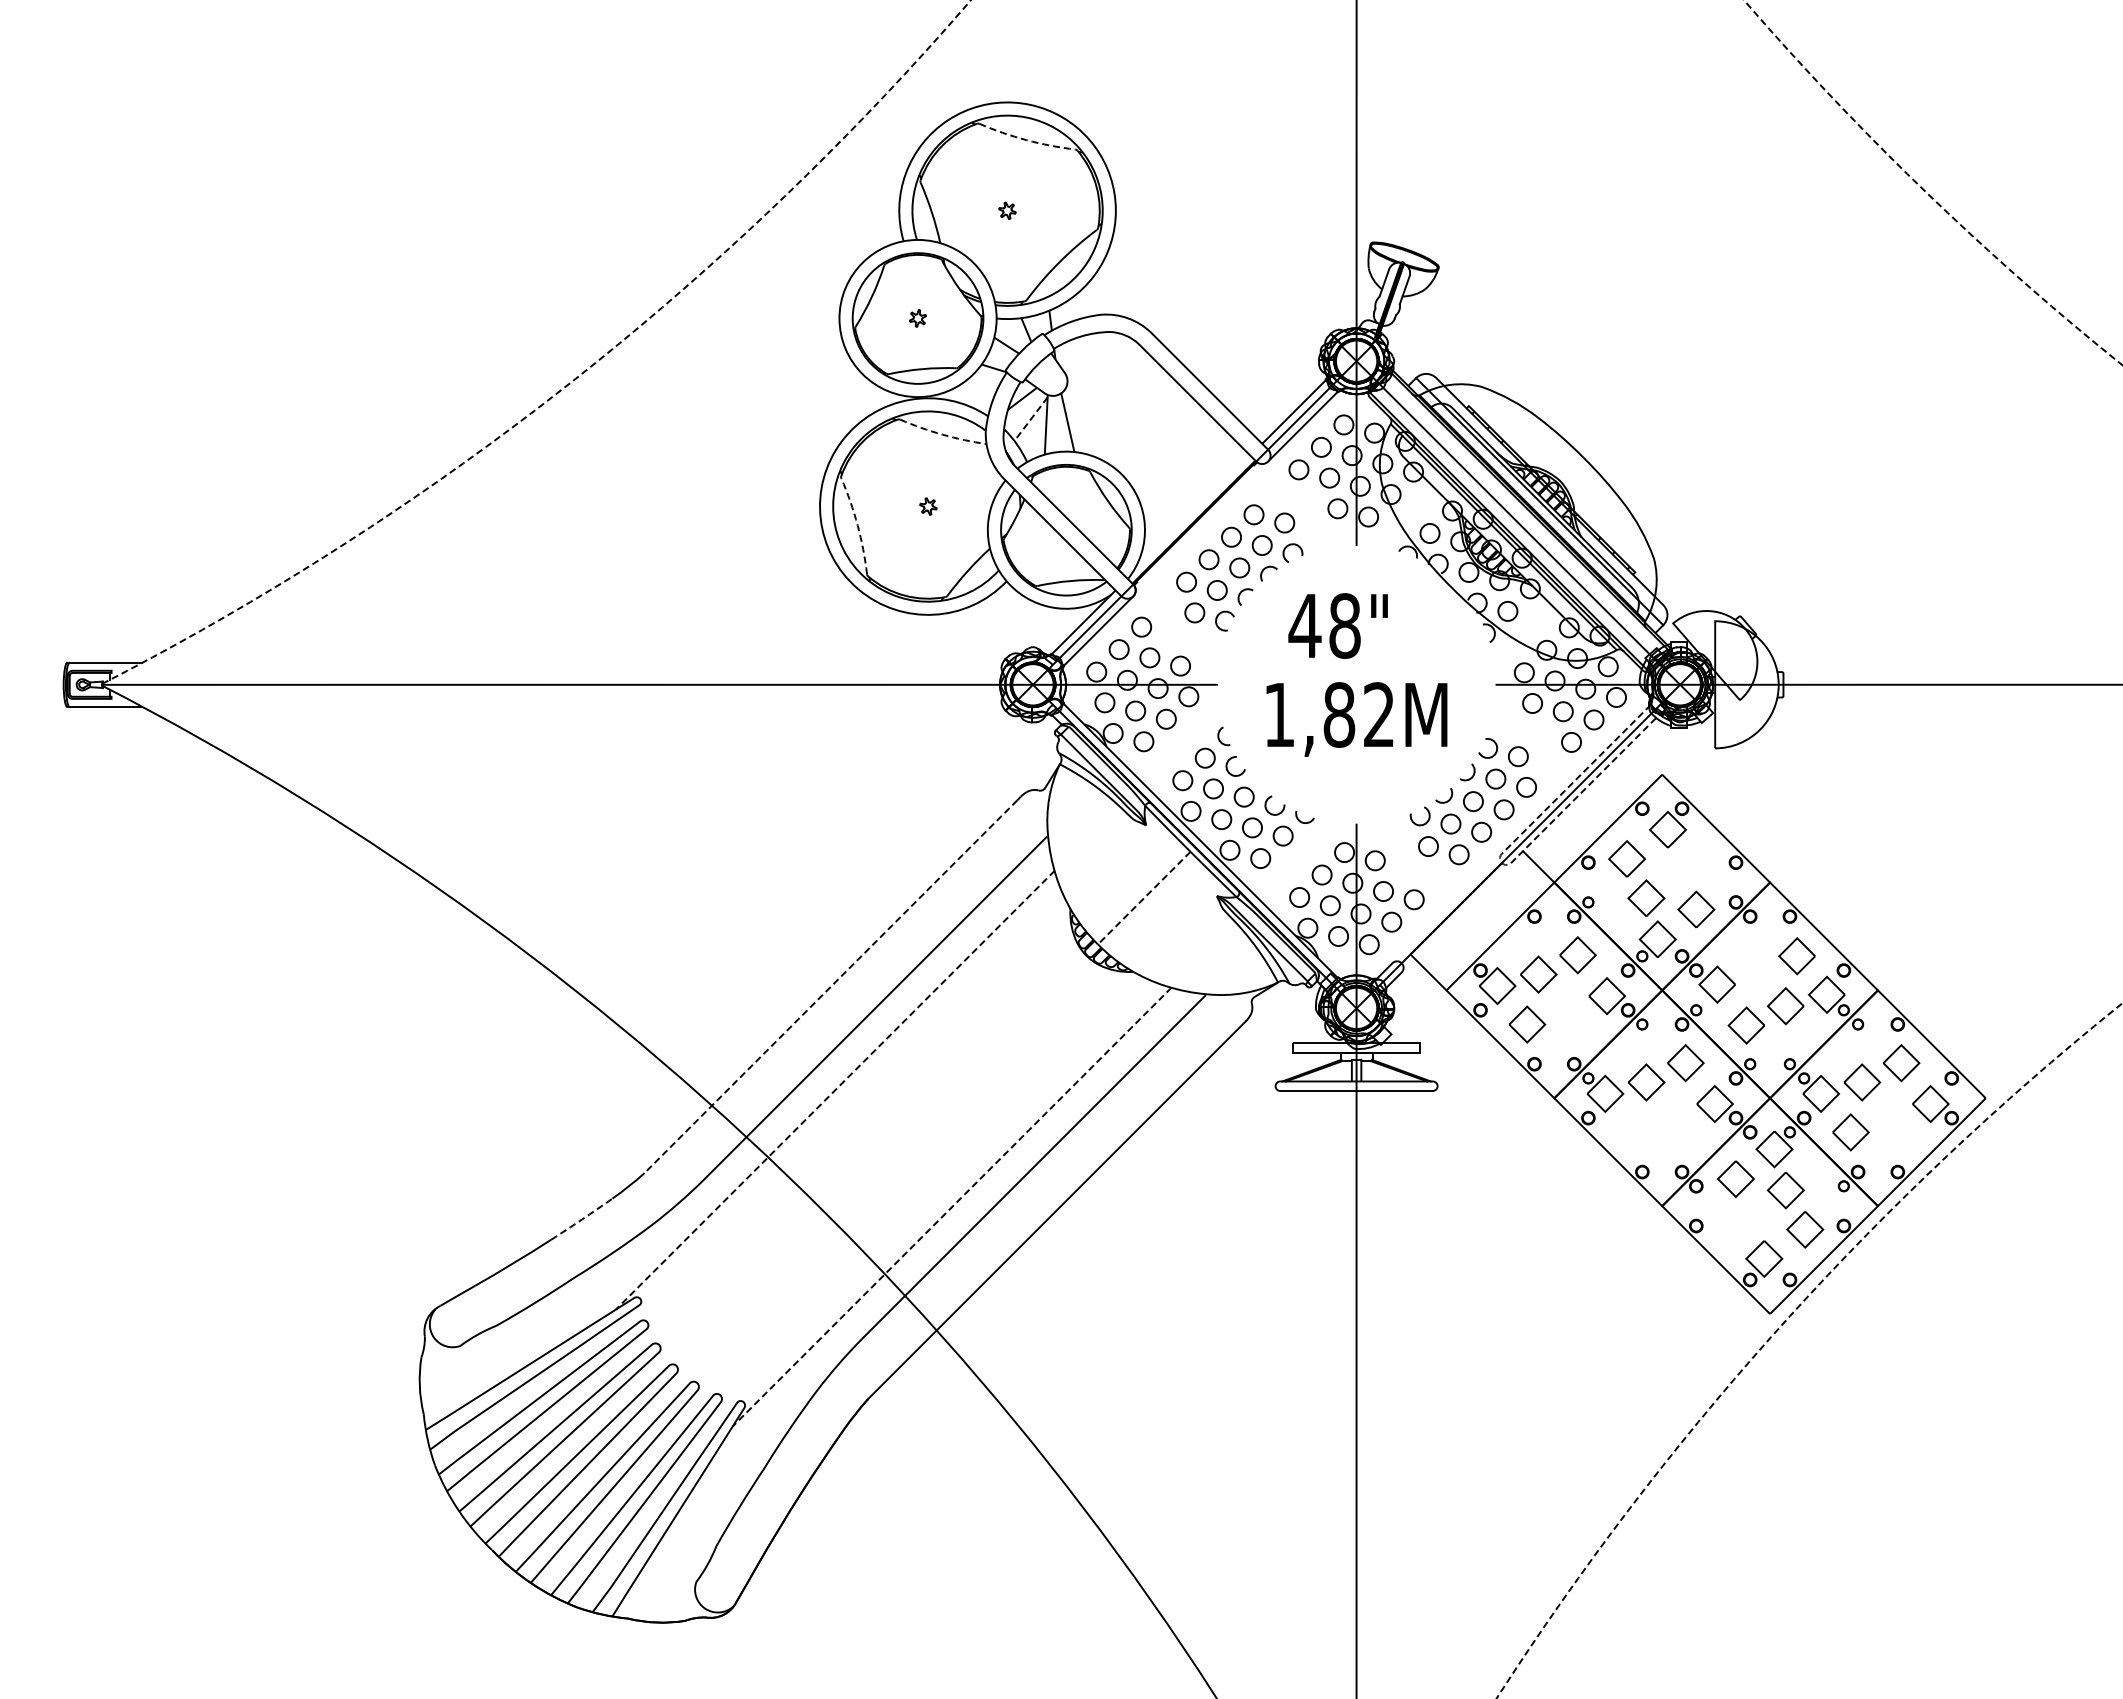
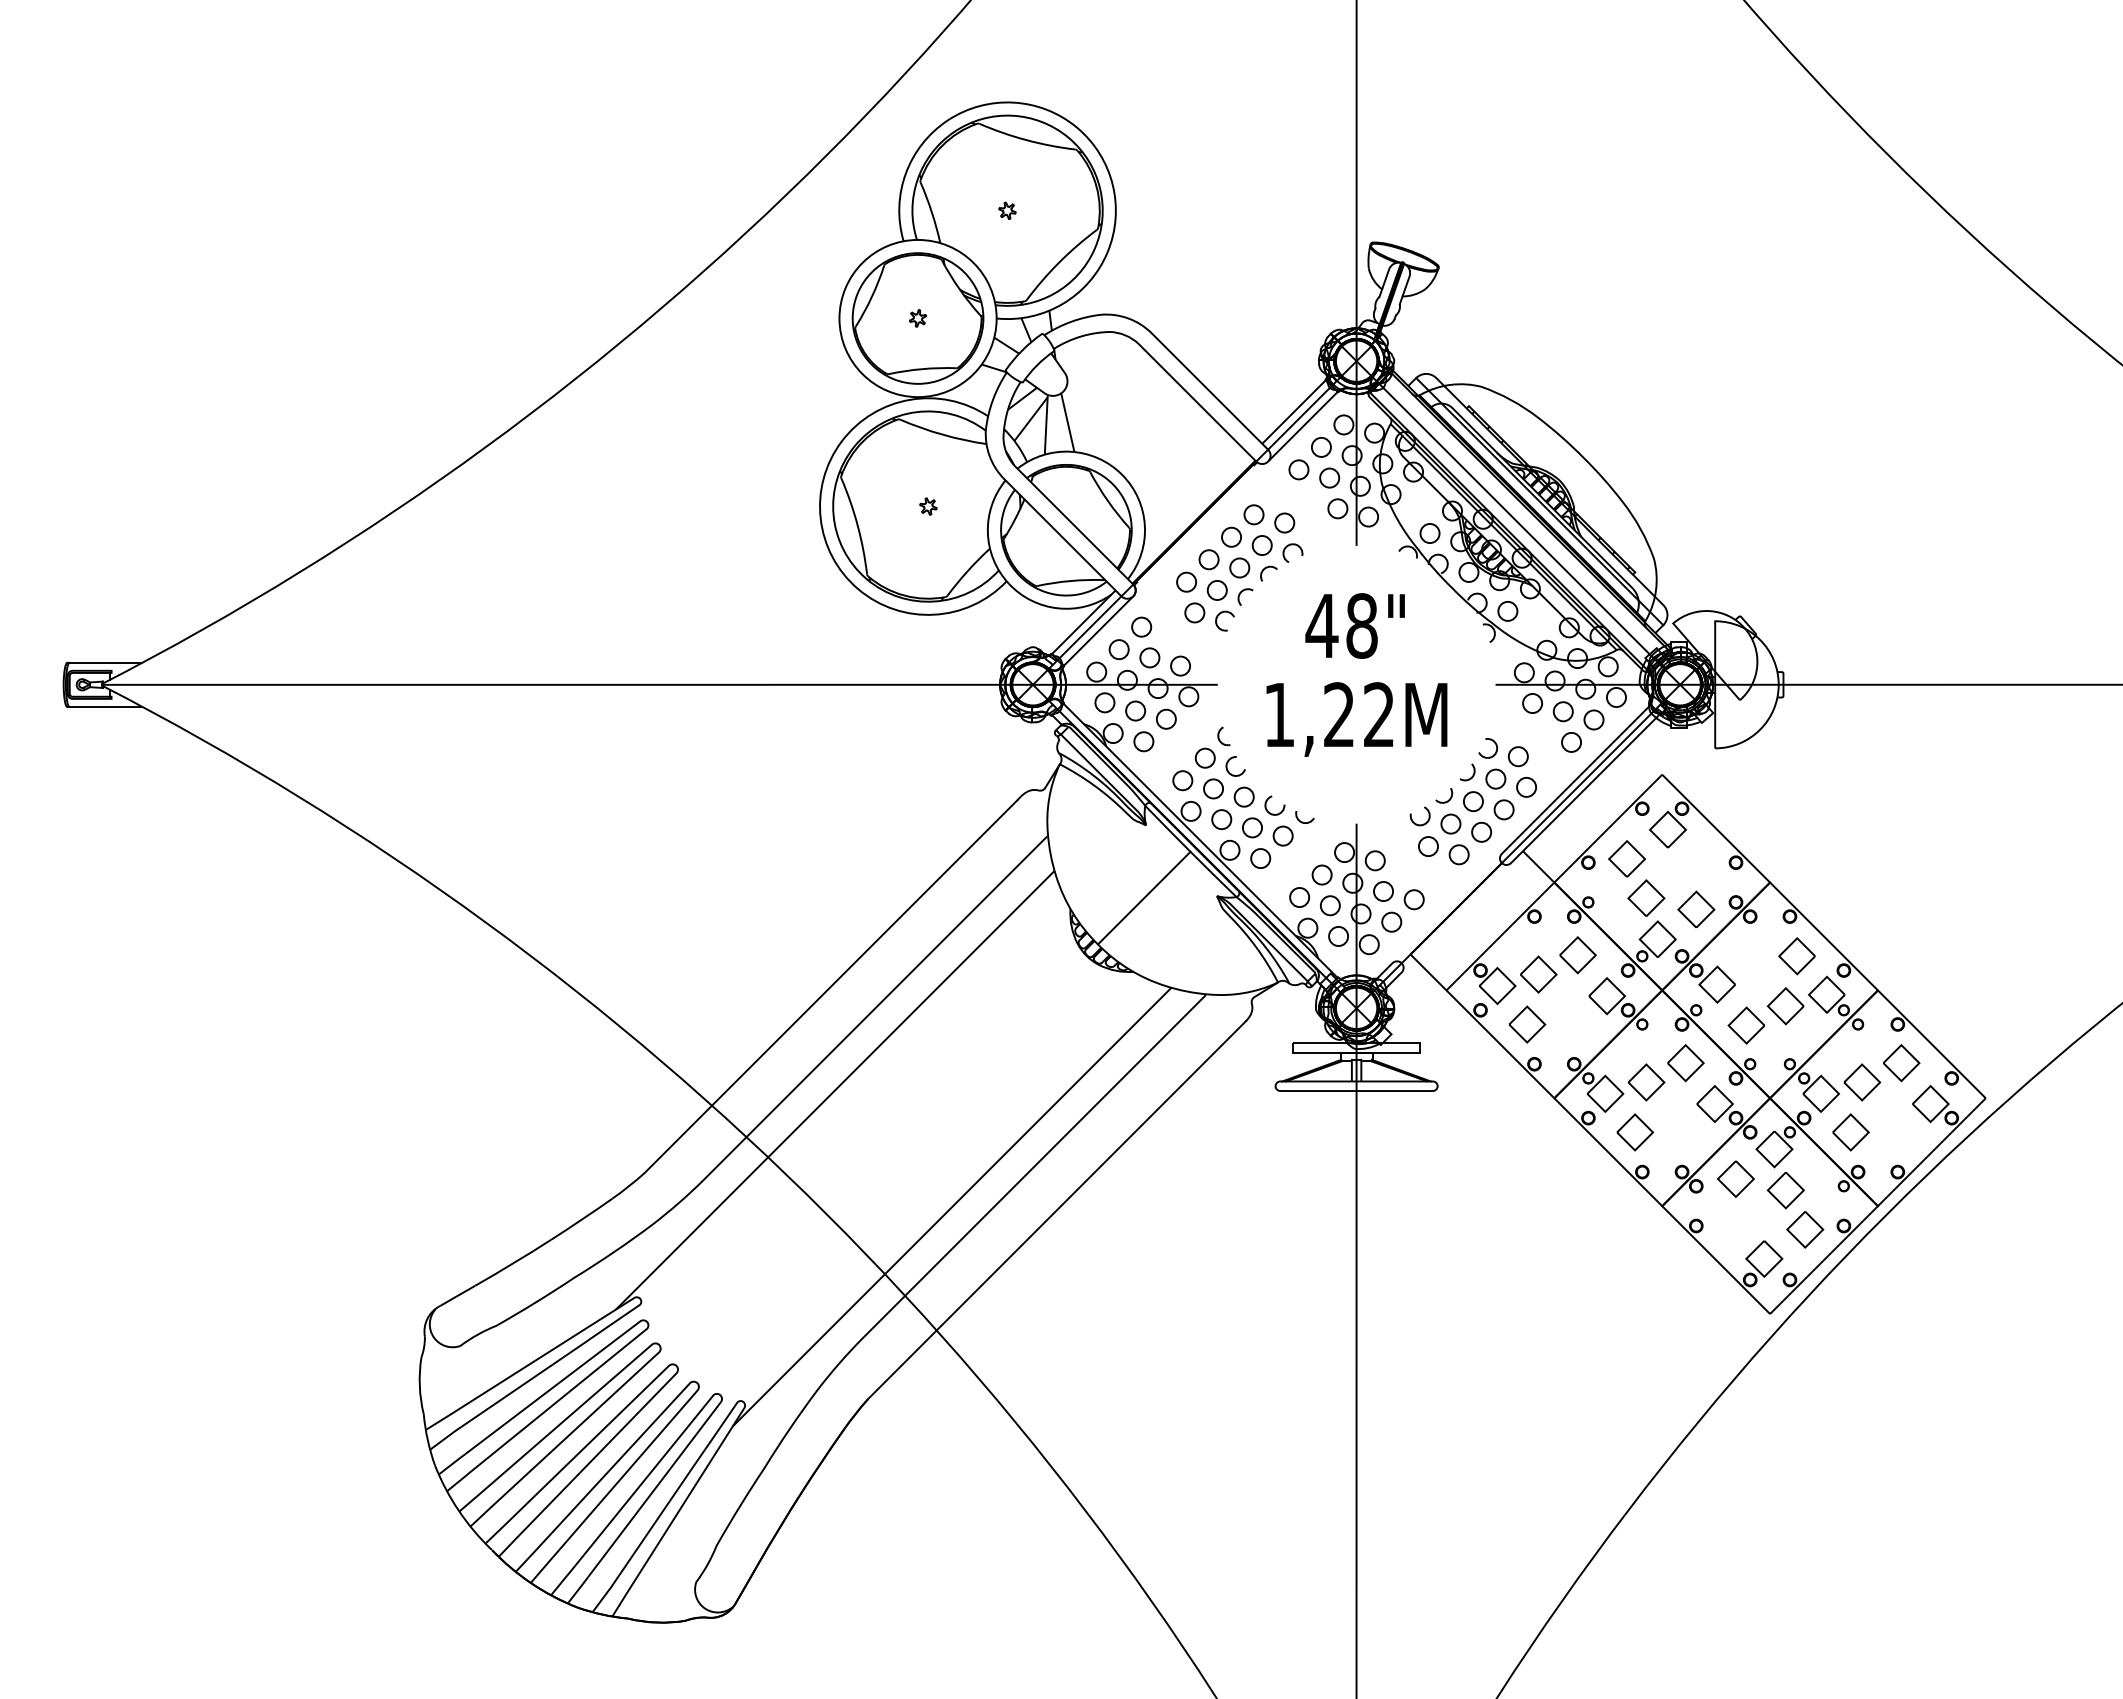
arc: dashed -> solid (1026, 140)
line: dashed -> solid (1925, 191)
line: dashed -> solid (571, 382)
line: dashed -> solid (1030, 419)
arc: dashed -> solid (942, 434)
arc: dashed -> solid (857, 525)
text position: (1337, 625) -> (1354, 625) (1354, 625)
text: 1,82M -> 1,22M (1339, 714)
line: dashed -> solid (1501, 863)
line: dashed -> solid (1144, 898)
line: dashed -> solid (830, 986)
line: dashed -> solid (835, 1090)
part: none -> present (1635, 1132)
line: dashed -> solid (951, 1207)
arc: dashed -> solid (582, 1219)
line: dashed -> solid (1782, 1324)
